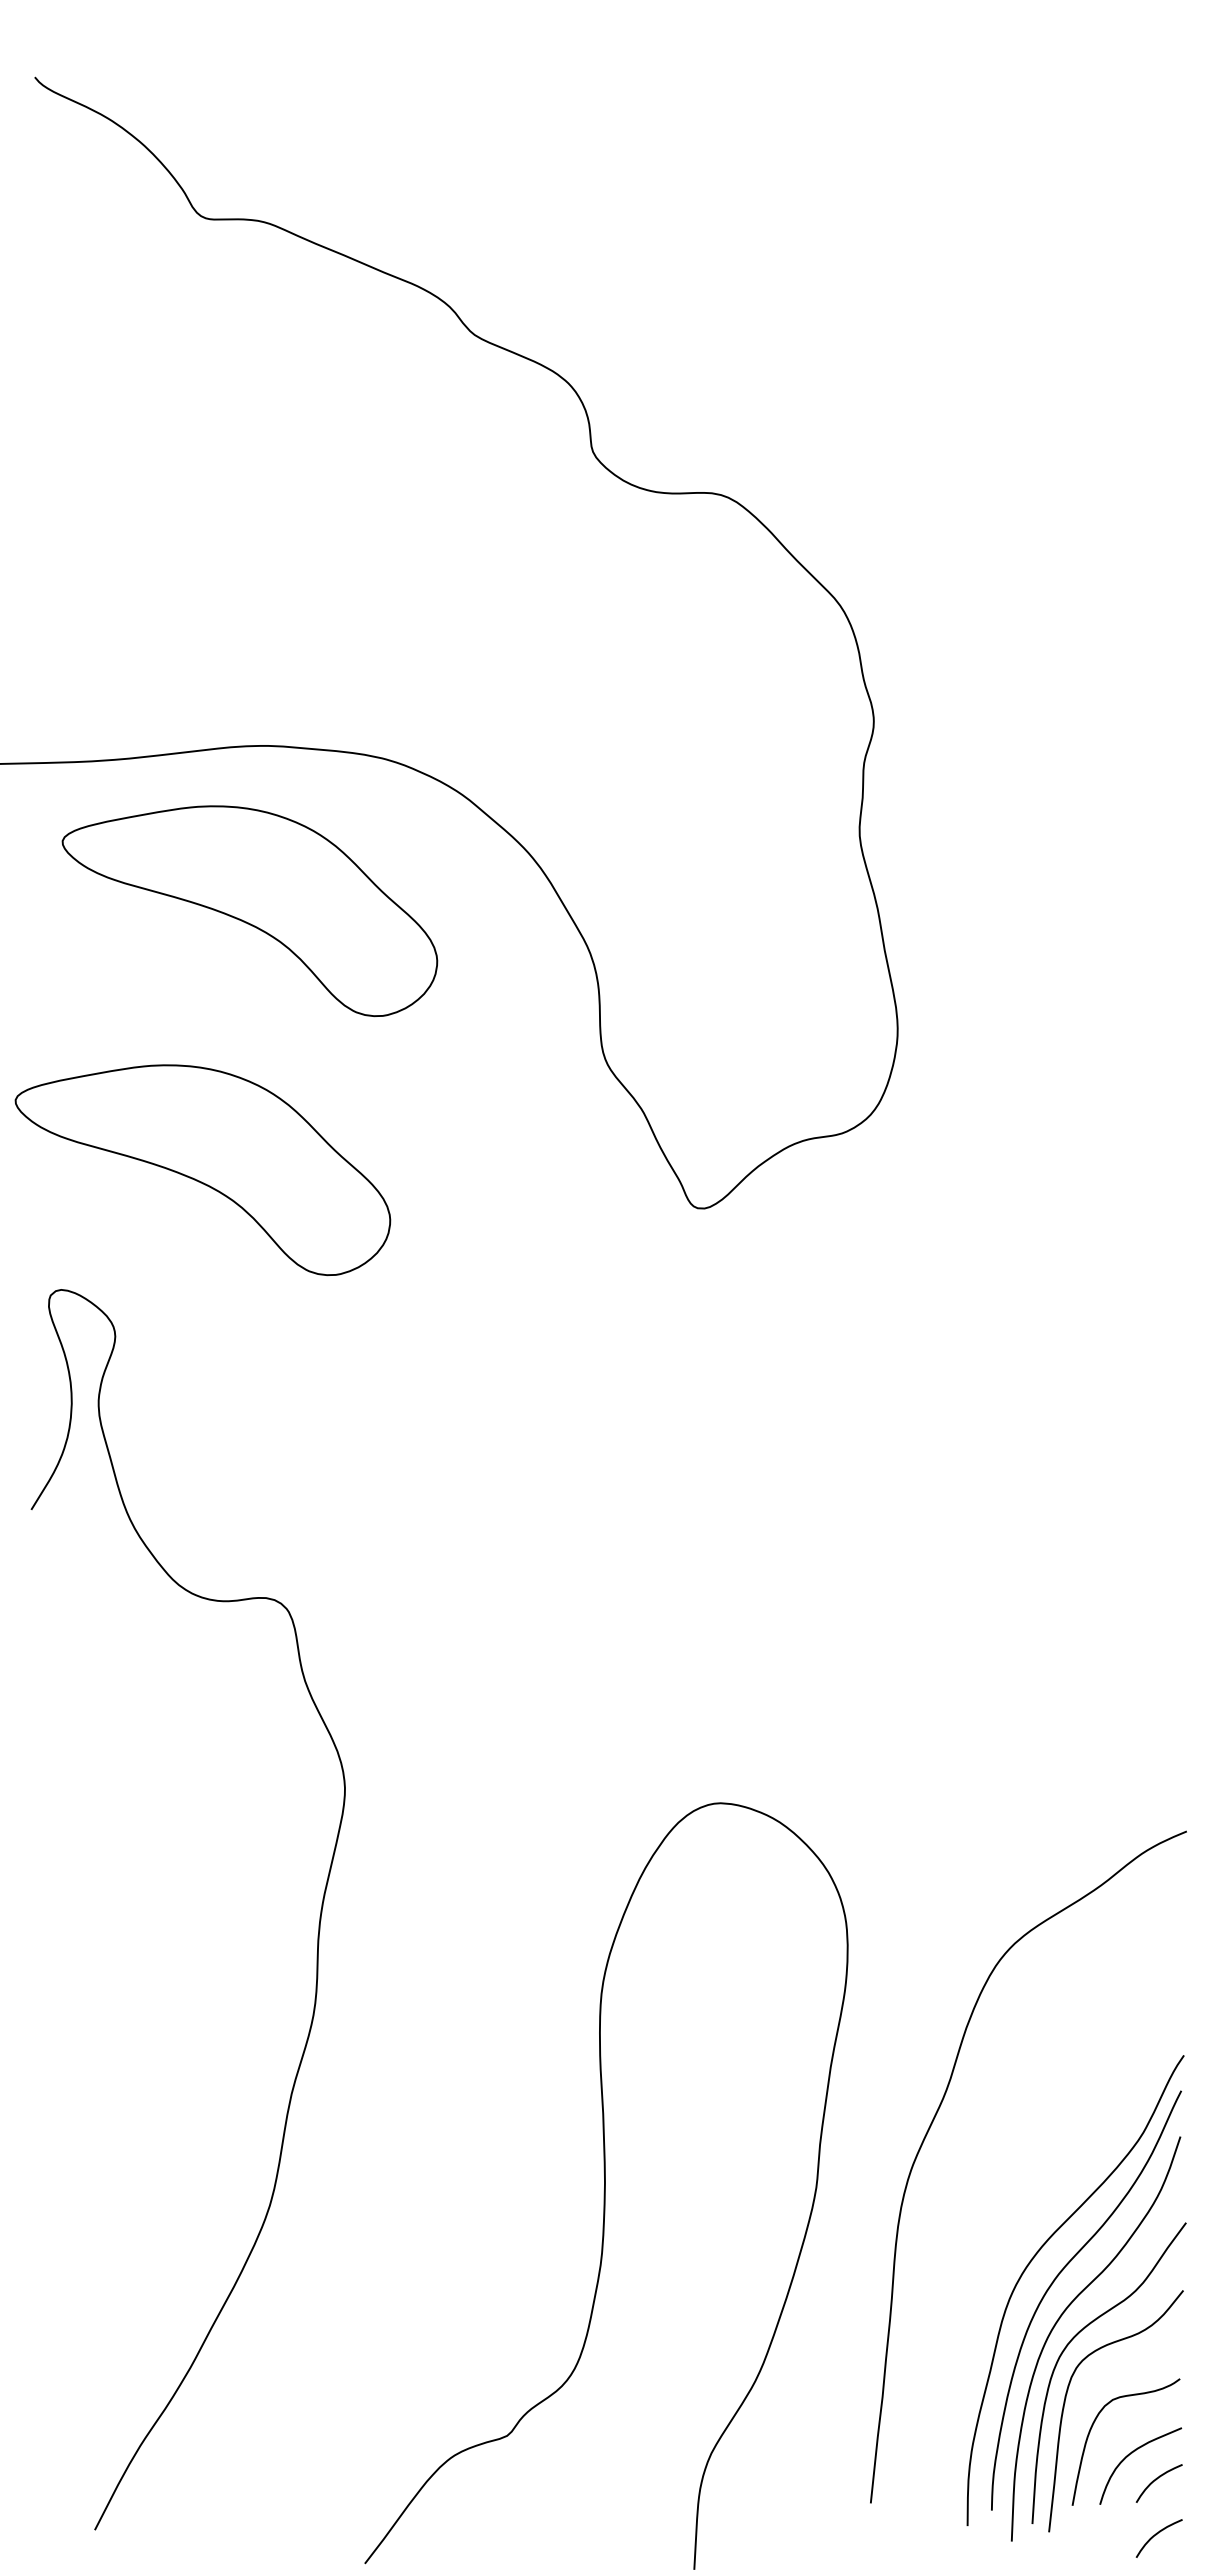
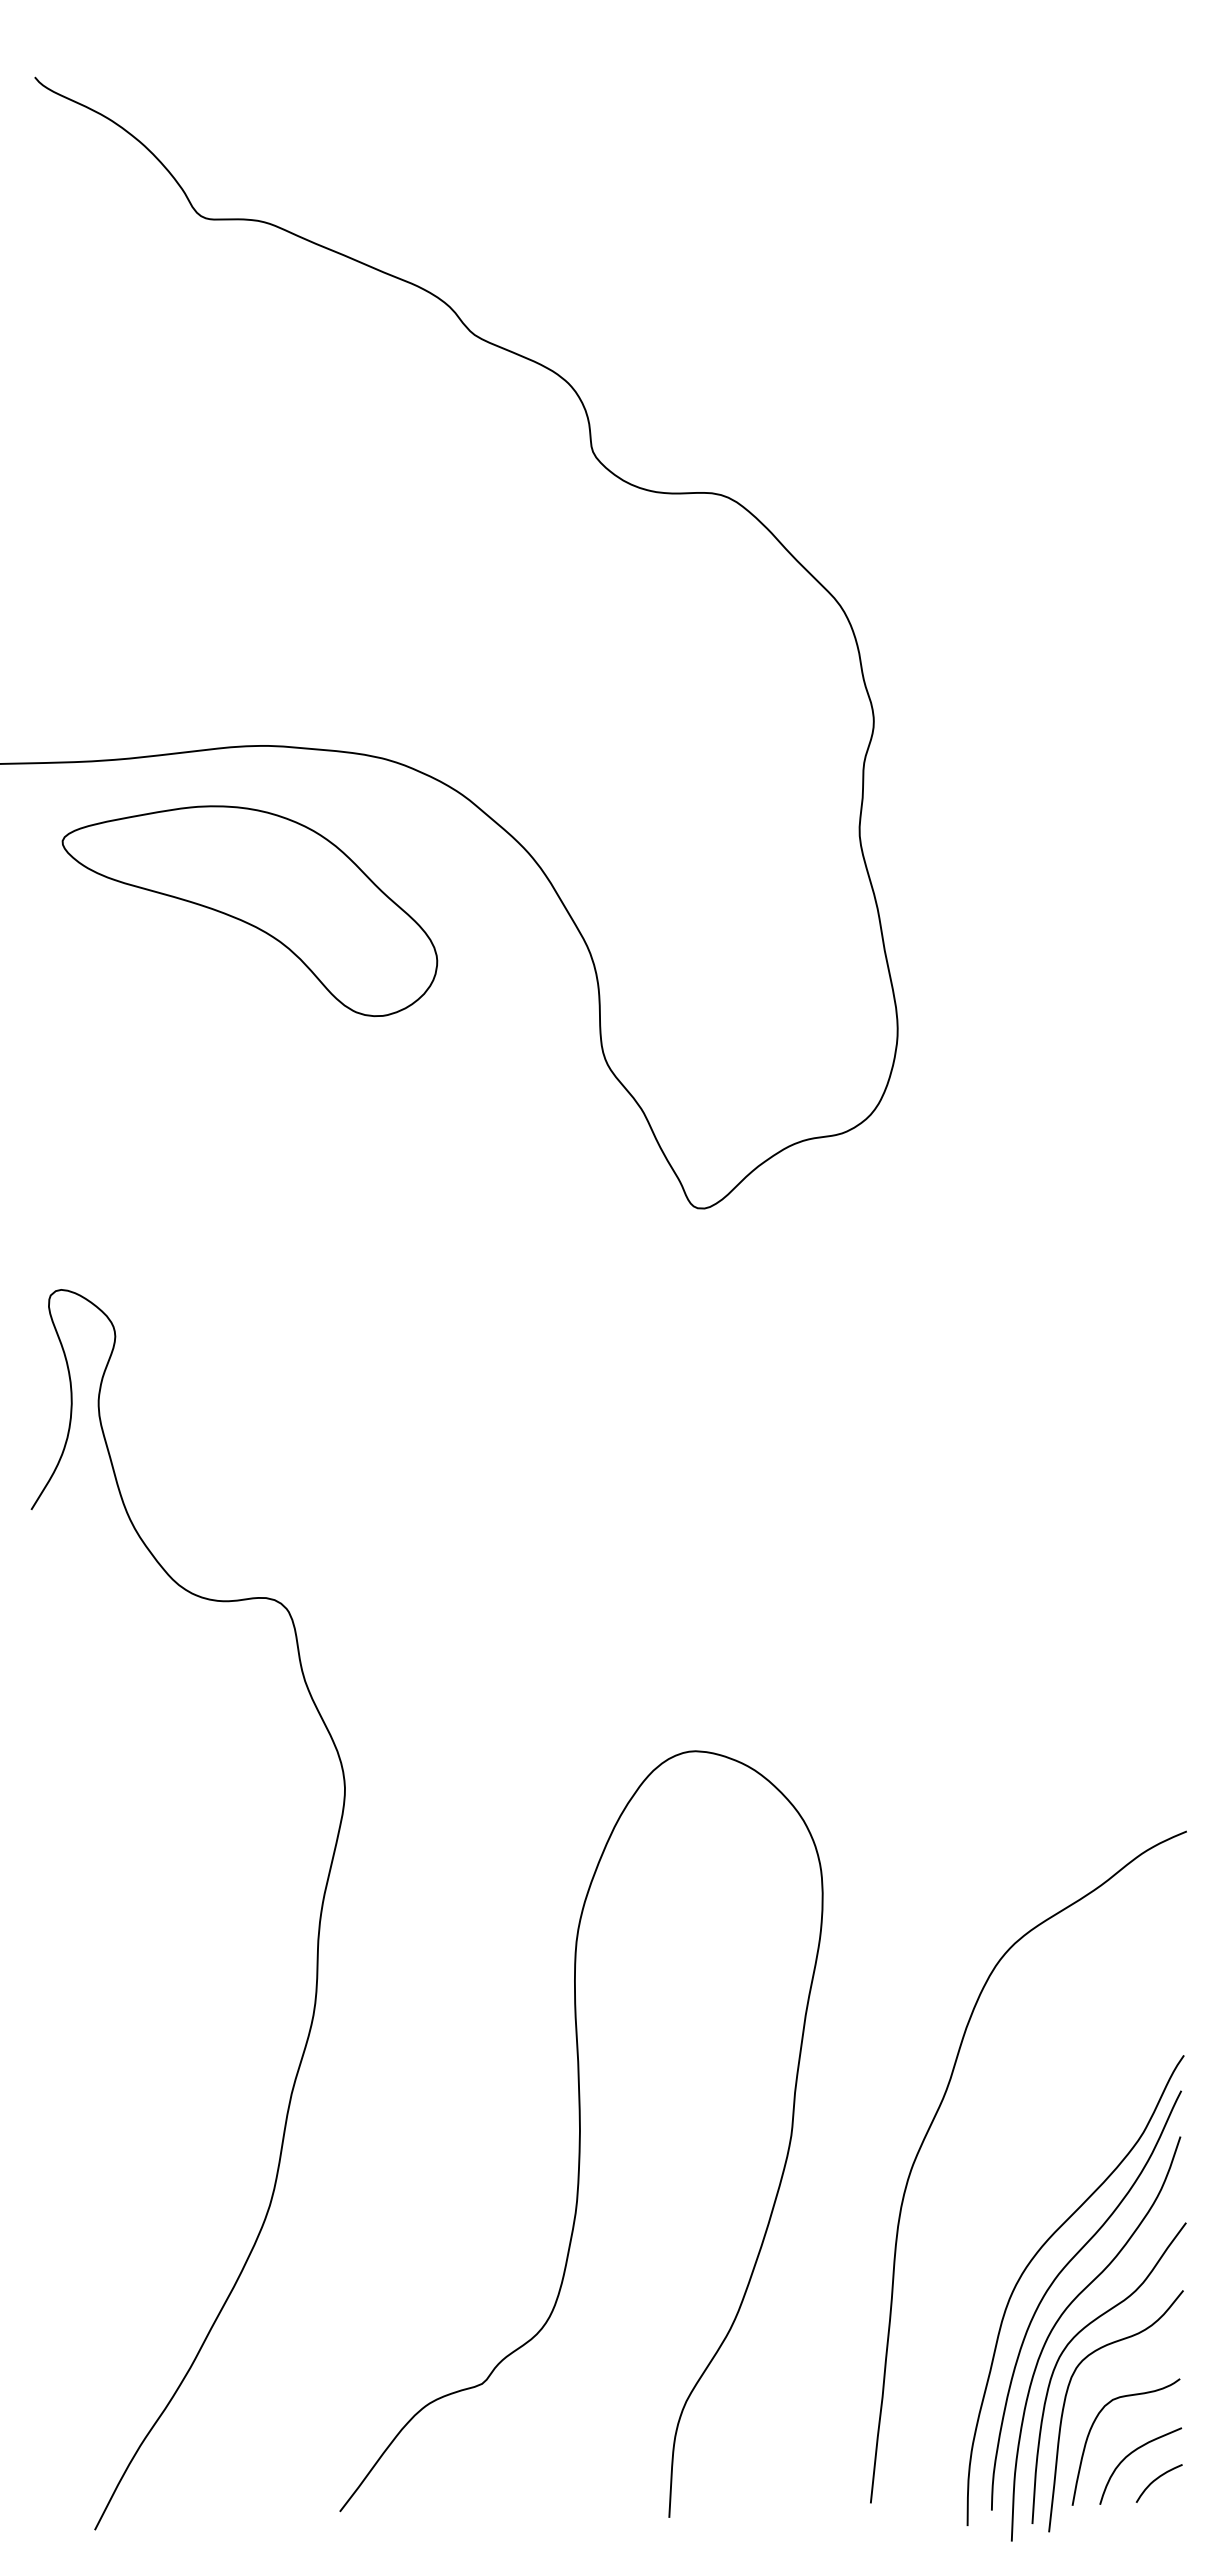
part: present -> none (202, 1170)
curve position: (605, 2185) -> (580, 2133) (580, 2133)
curve: present -> none (1156, 2535)
